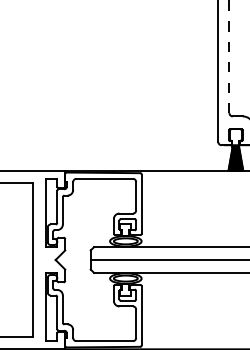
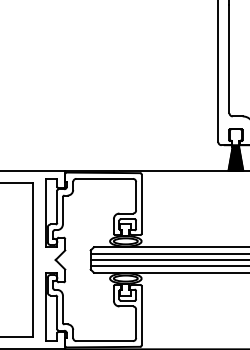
line: dashed -> solid (229, 58)
line: none -> present (168, 253)
line: none -> present (168, 266)
